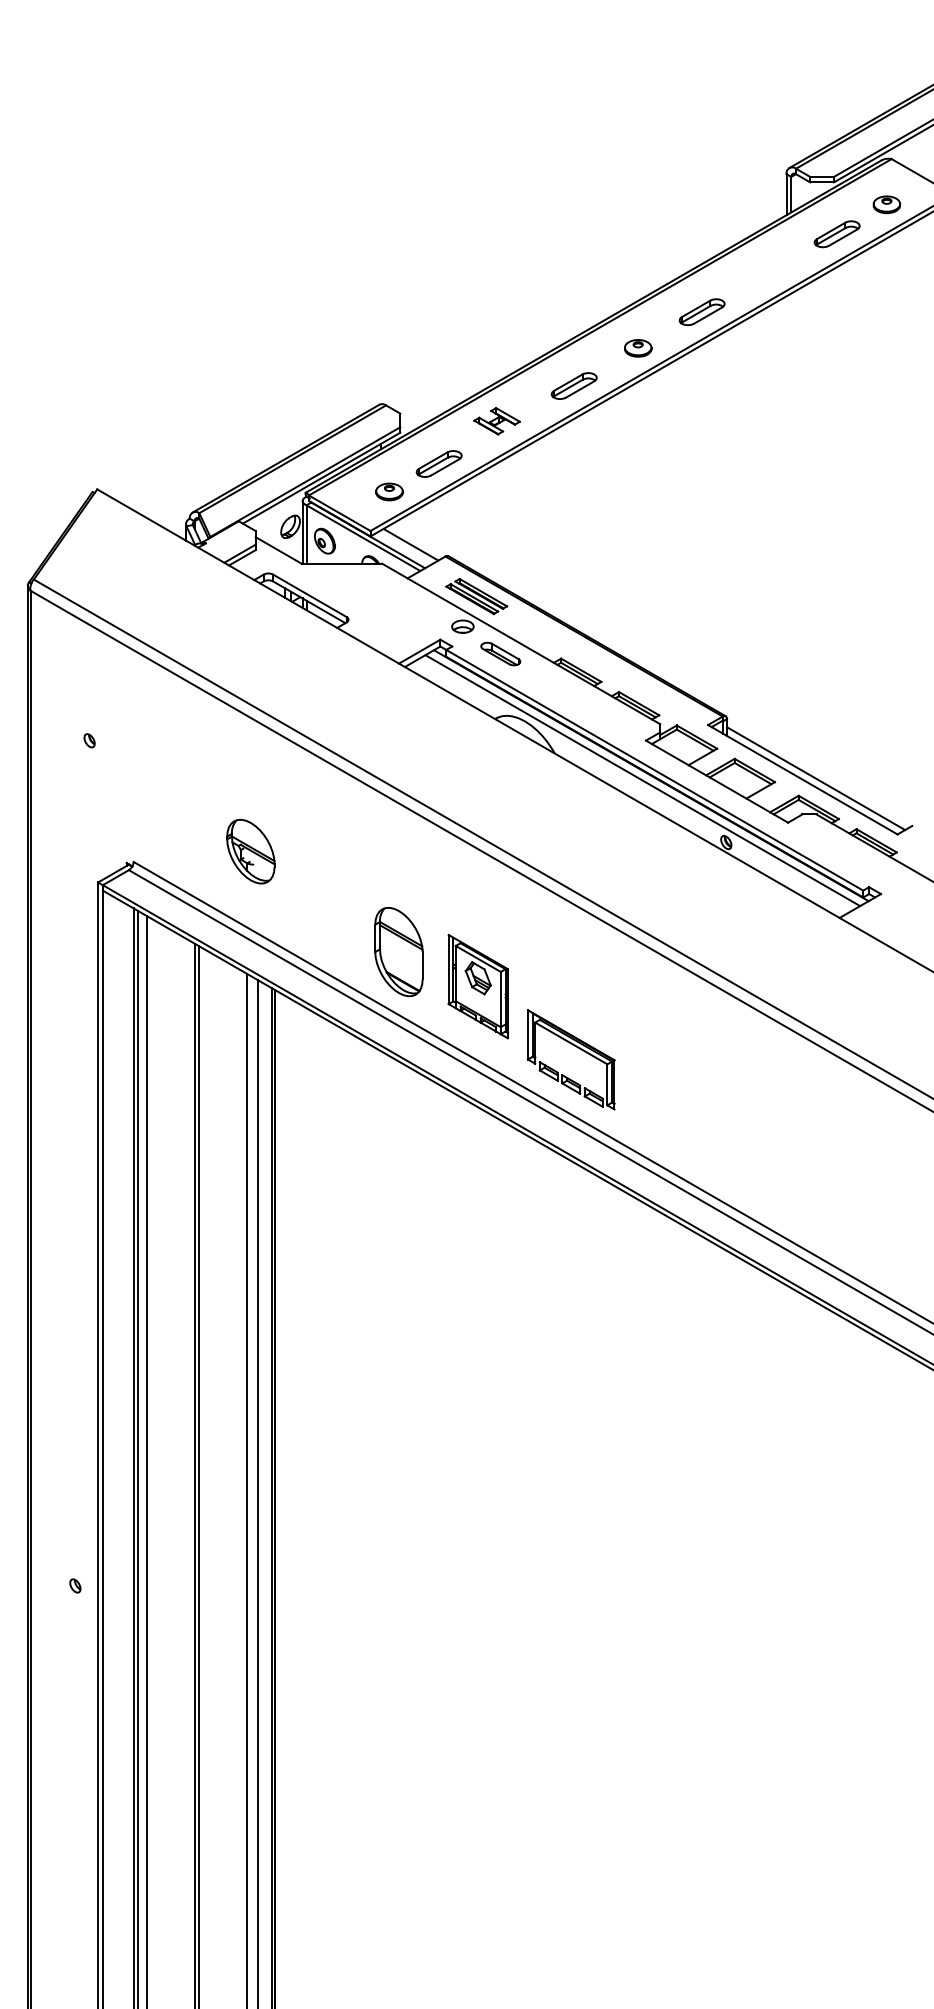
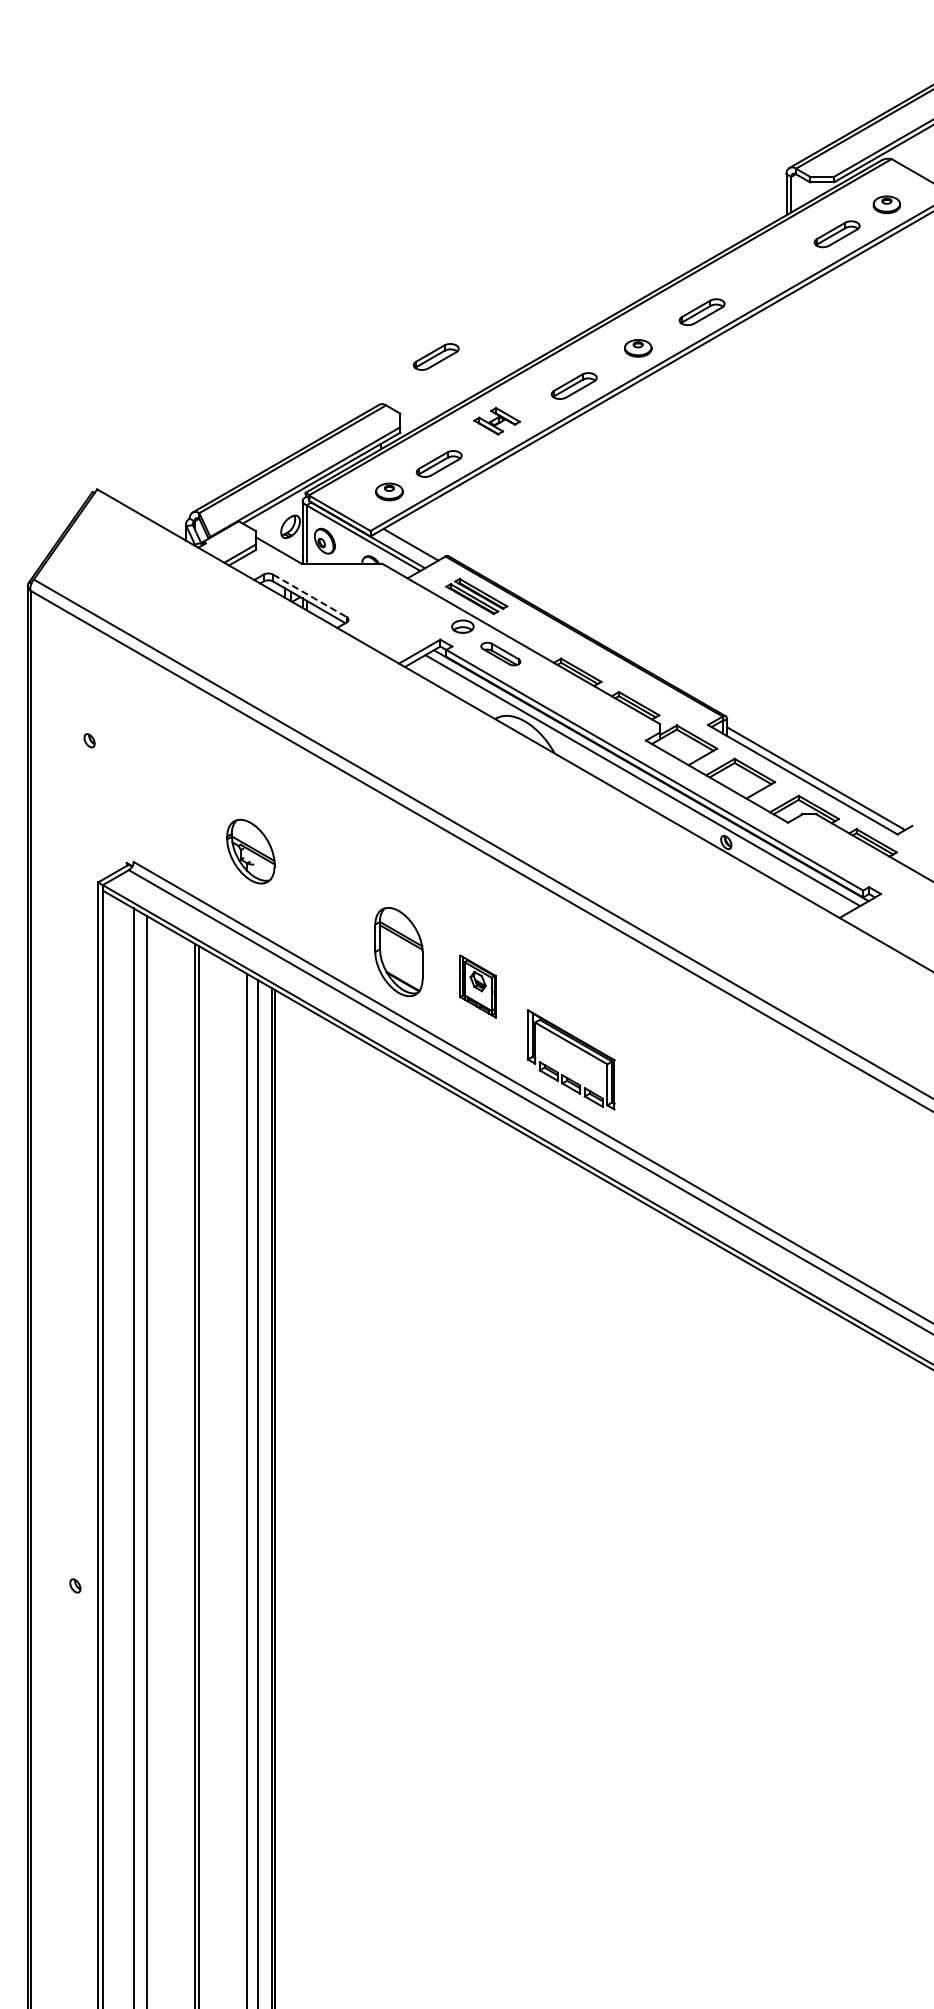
part: none -> present (435, 356)
line: solid -> dashed (310, 596)
part size: 62x107 px -> 38x65 px (477, 986)
line: present -> none (137, 1457)
